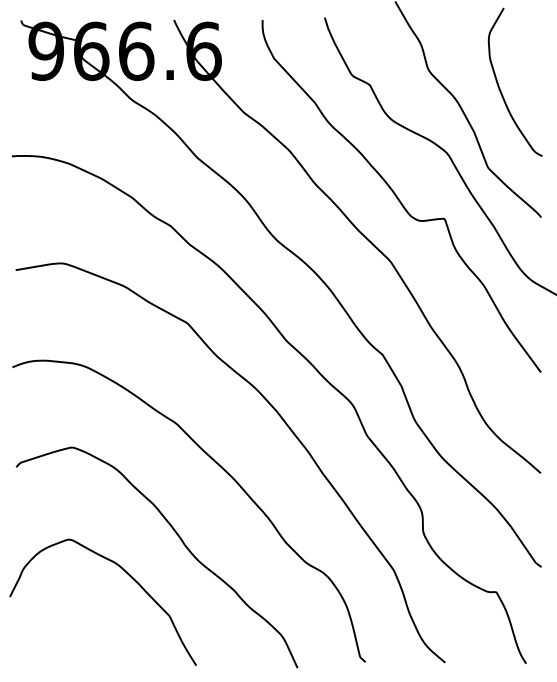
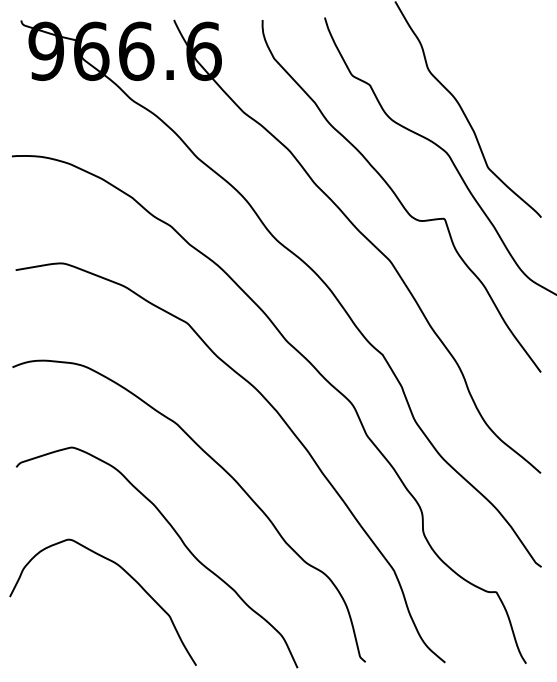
curve: present -> none (499, 85)
